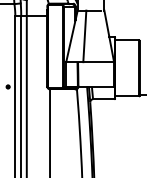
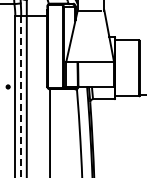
line: present -> none (84, 36)
line: solid -> dashed (21, 96)
